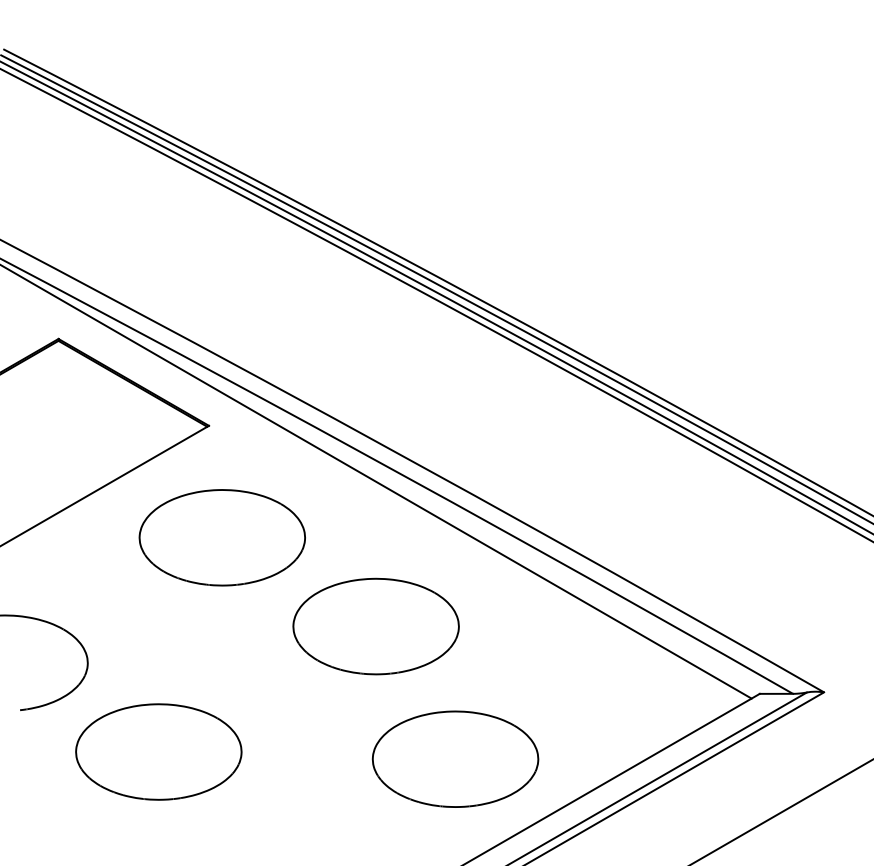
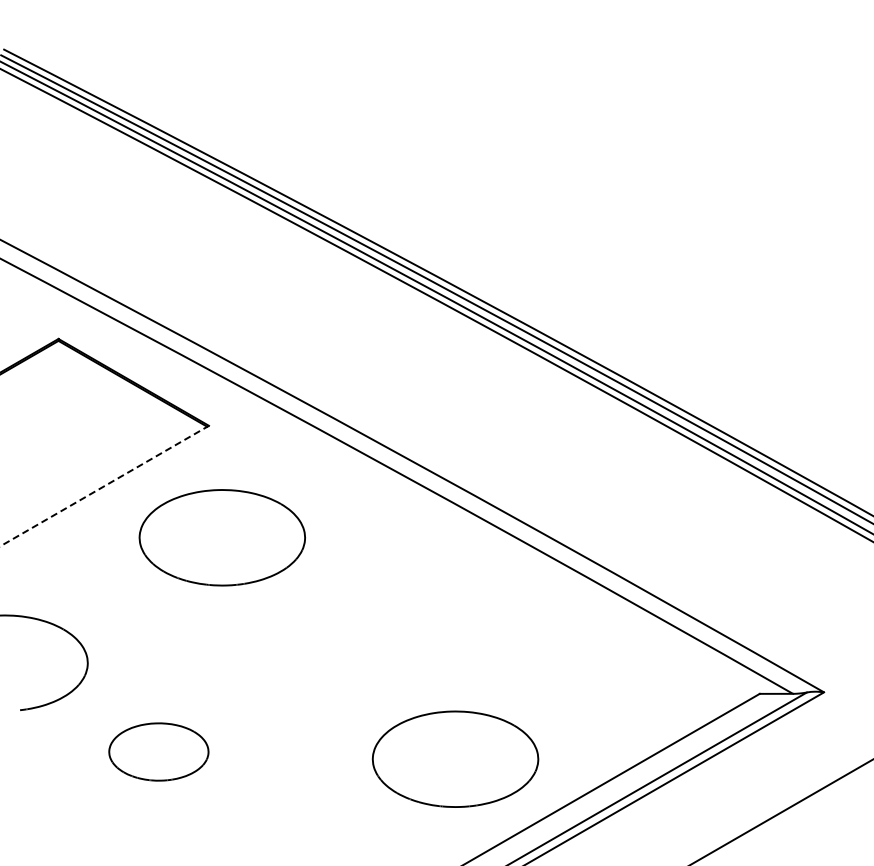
line: present -> none (376, 481)
line: solid -> dashed (105, 485)
part: present -> none (375, 626)
part size: 168x98 px -> 102x60 px (158, 751)
